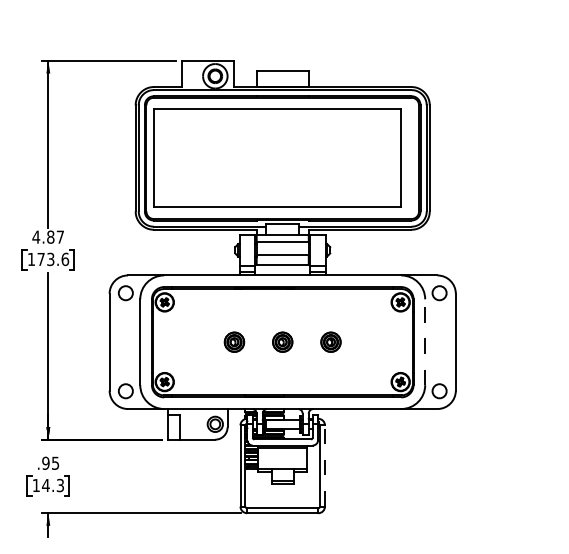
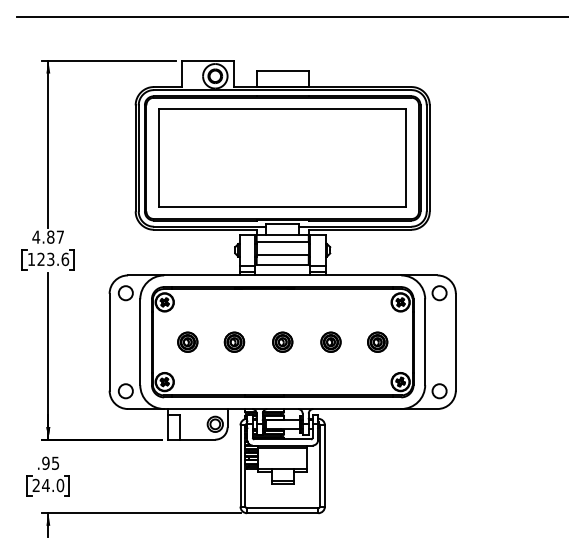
line: none -> present (291, 16)
part position: (277, 157) -> (282, 157) (282, 157)
text: 173.6 -> 123.6 (40, 258)
part: none -> present (187, 341)
part: none -> present (377, 341)
line: dashed -> solid (425, 342)
line: dashed -> solid (324, 466)
text: 14.3 -> 24.0 (48, 485)
